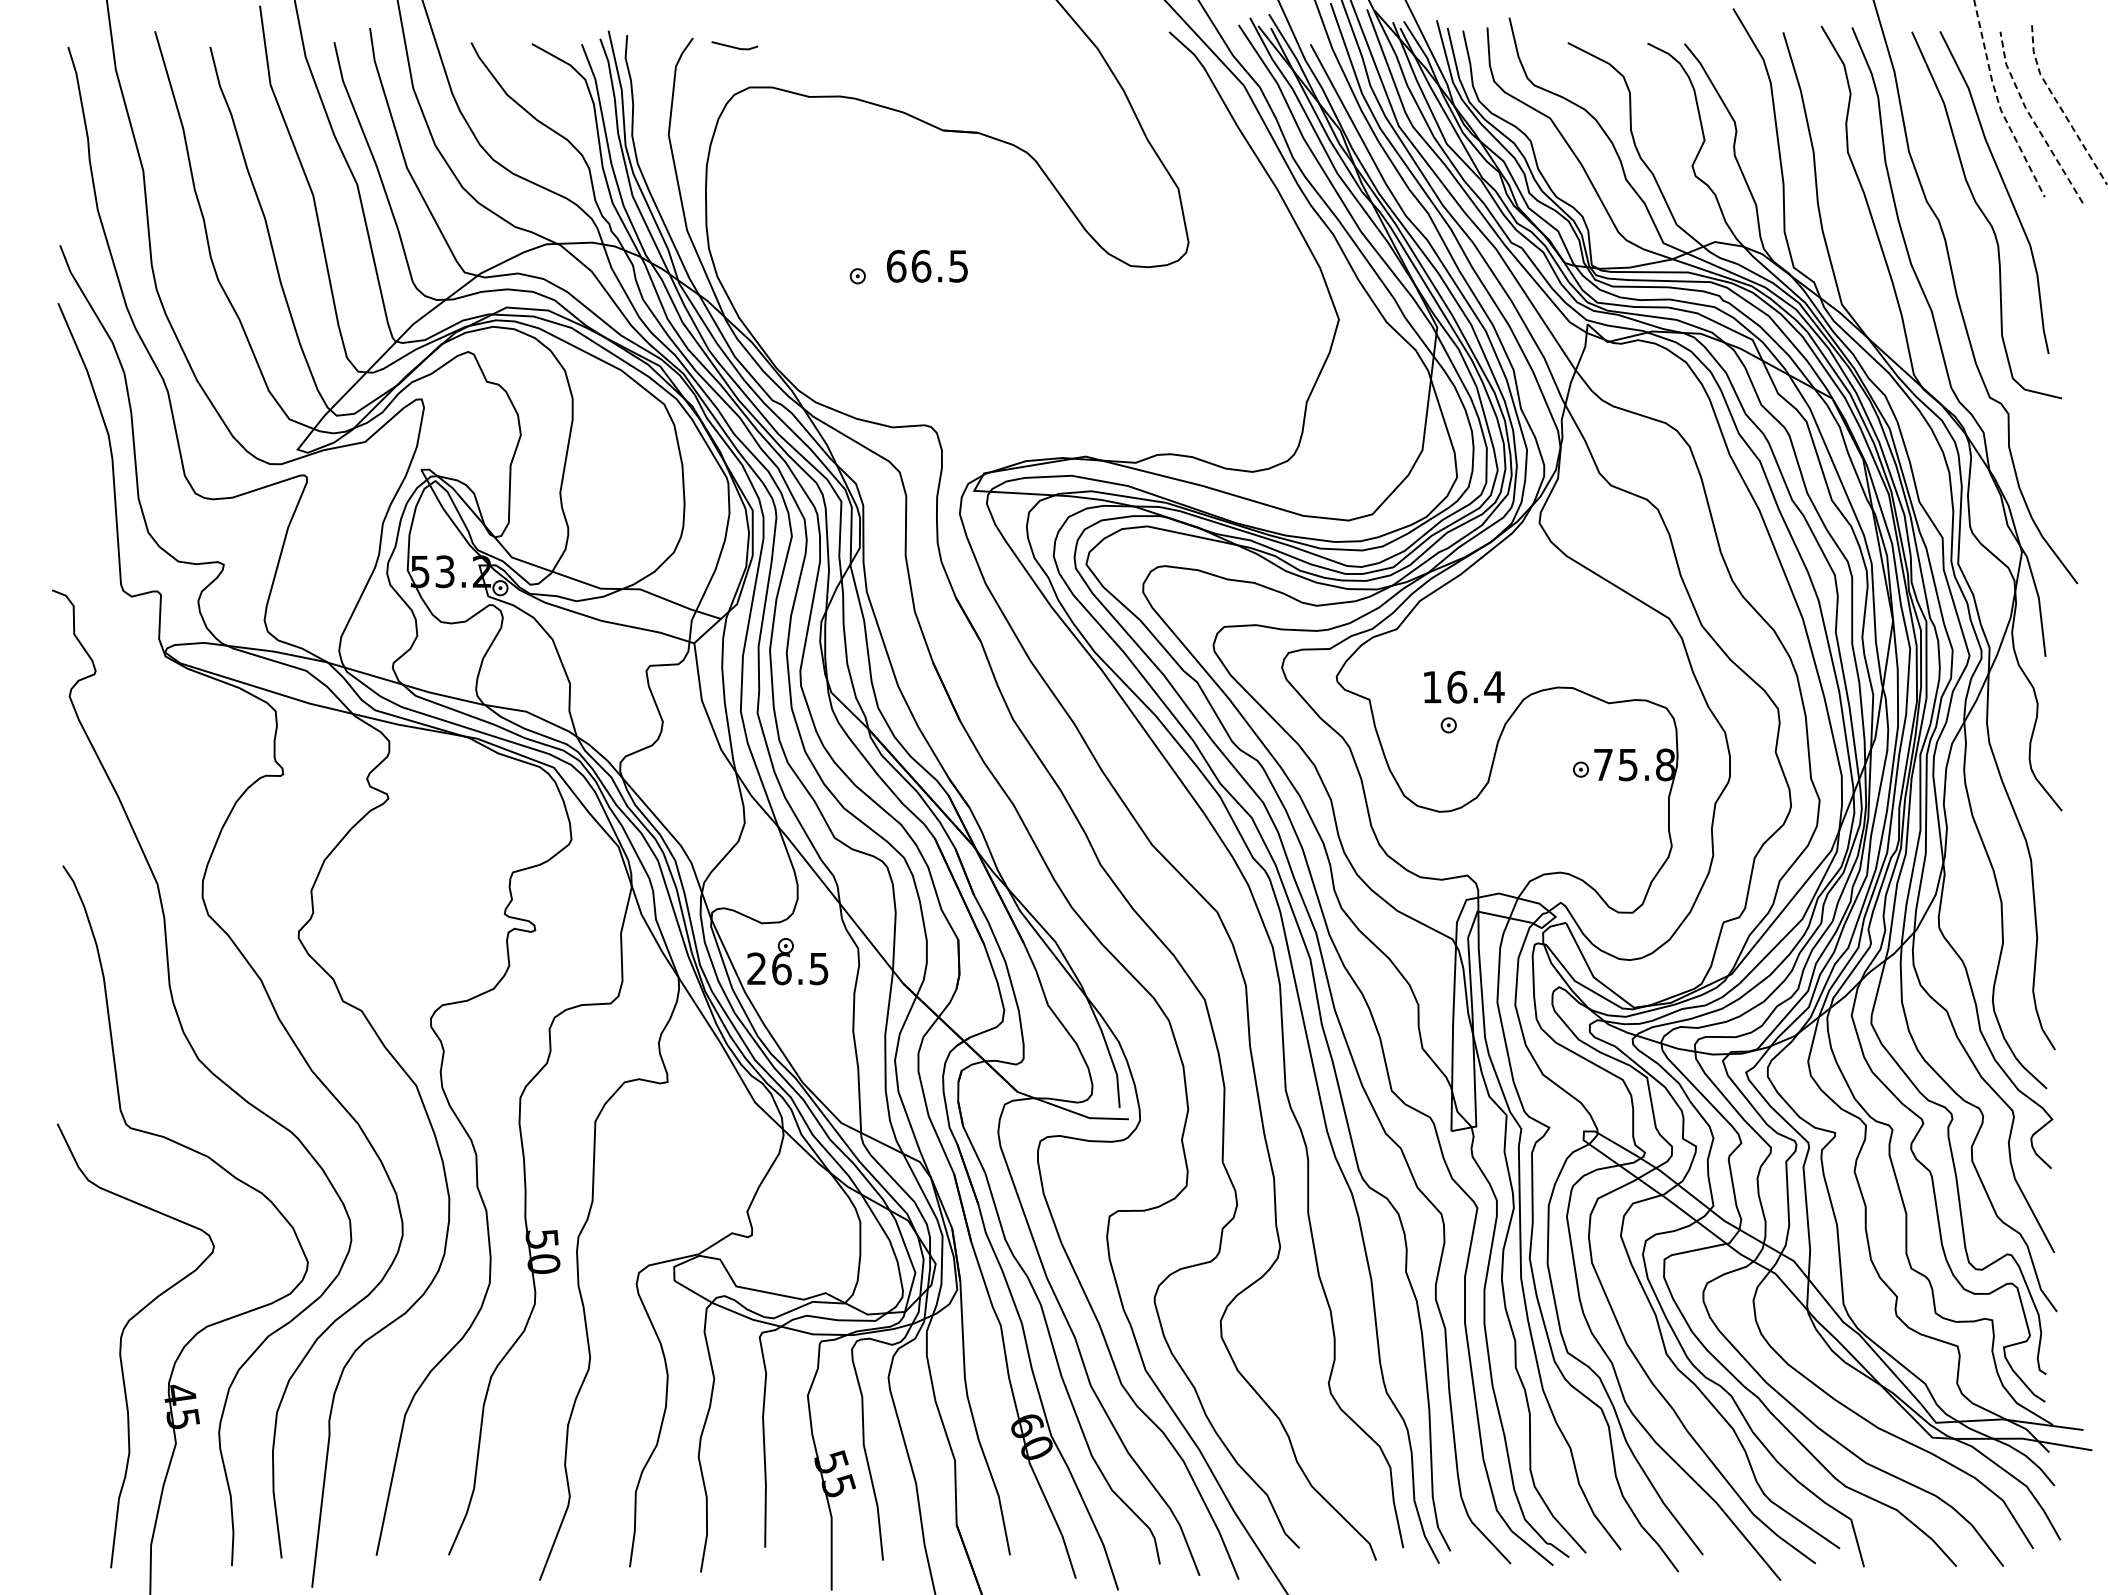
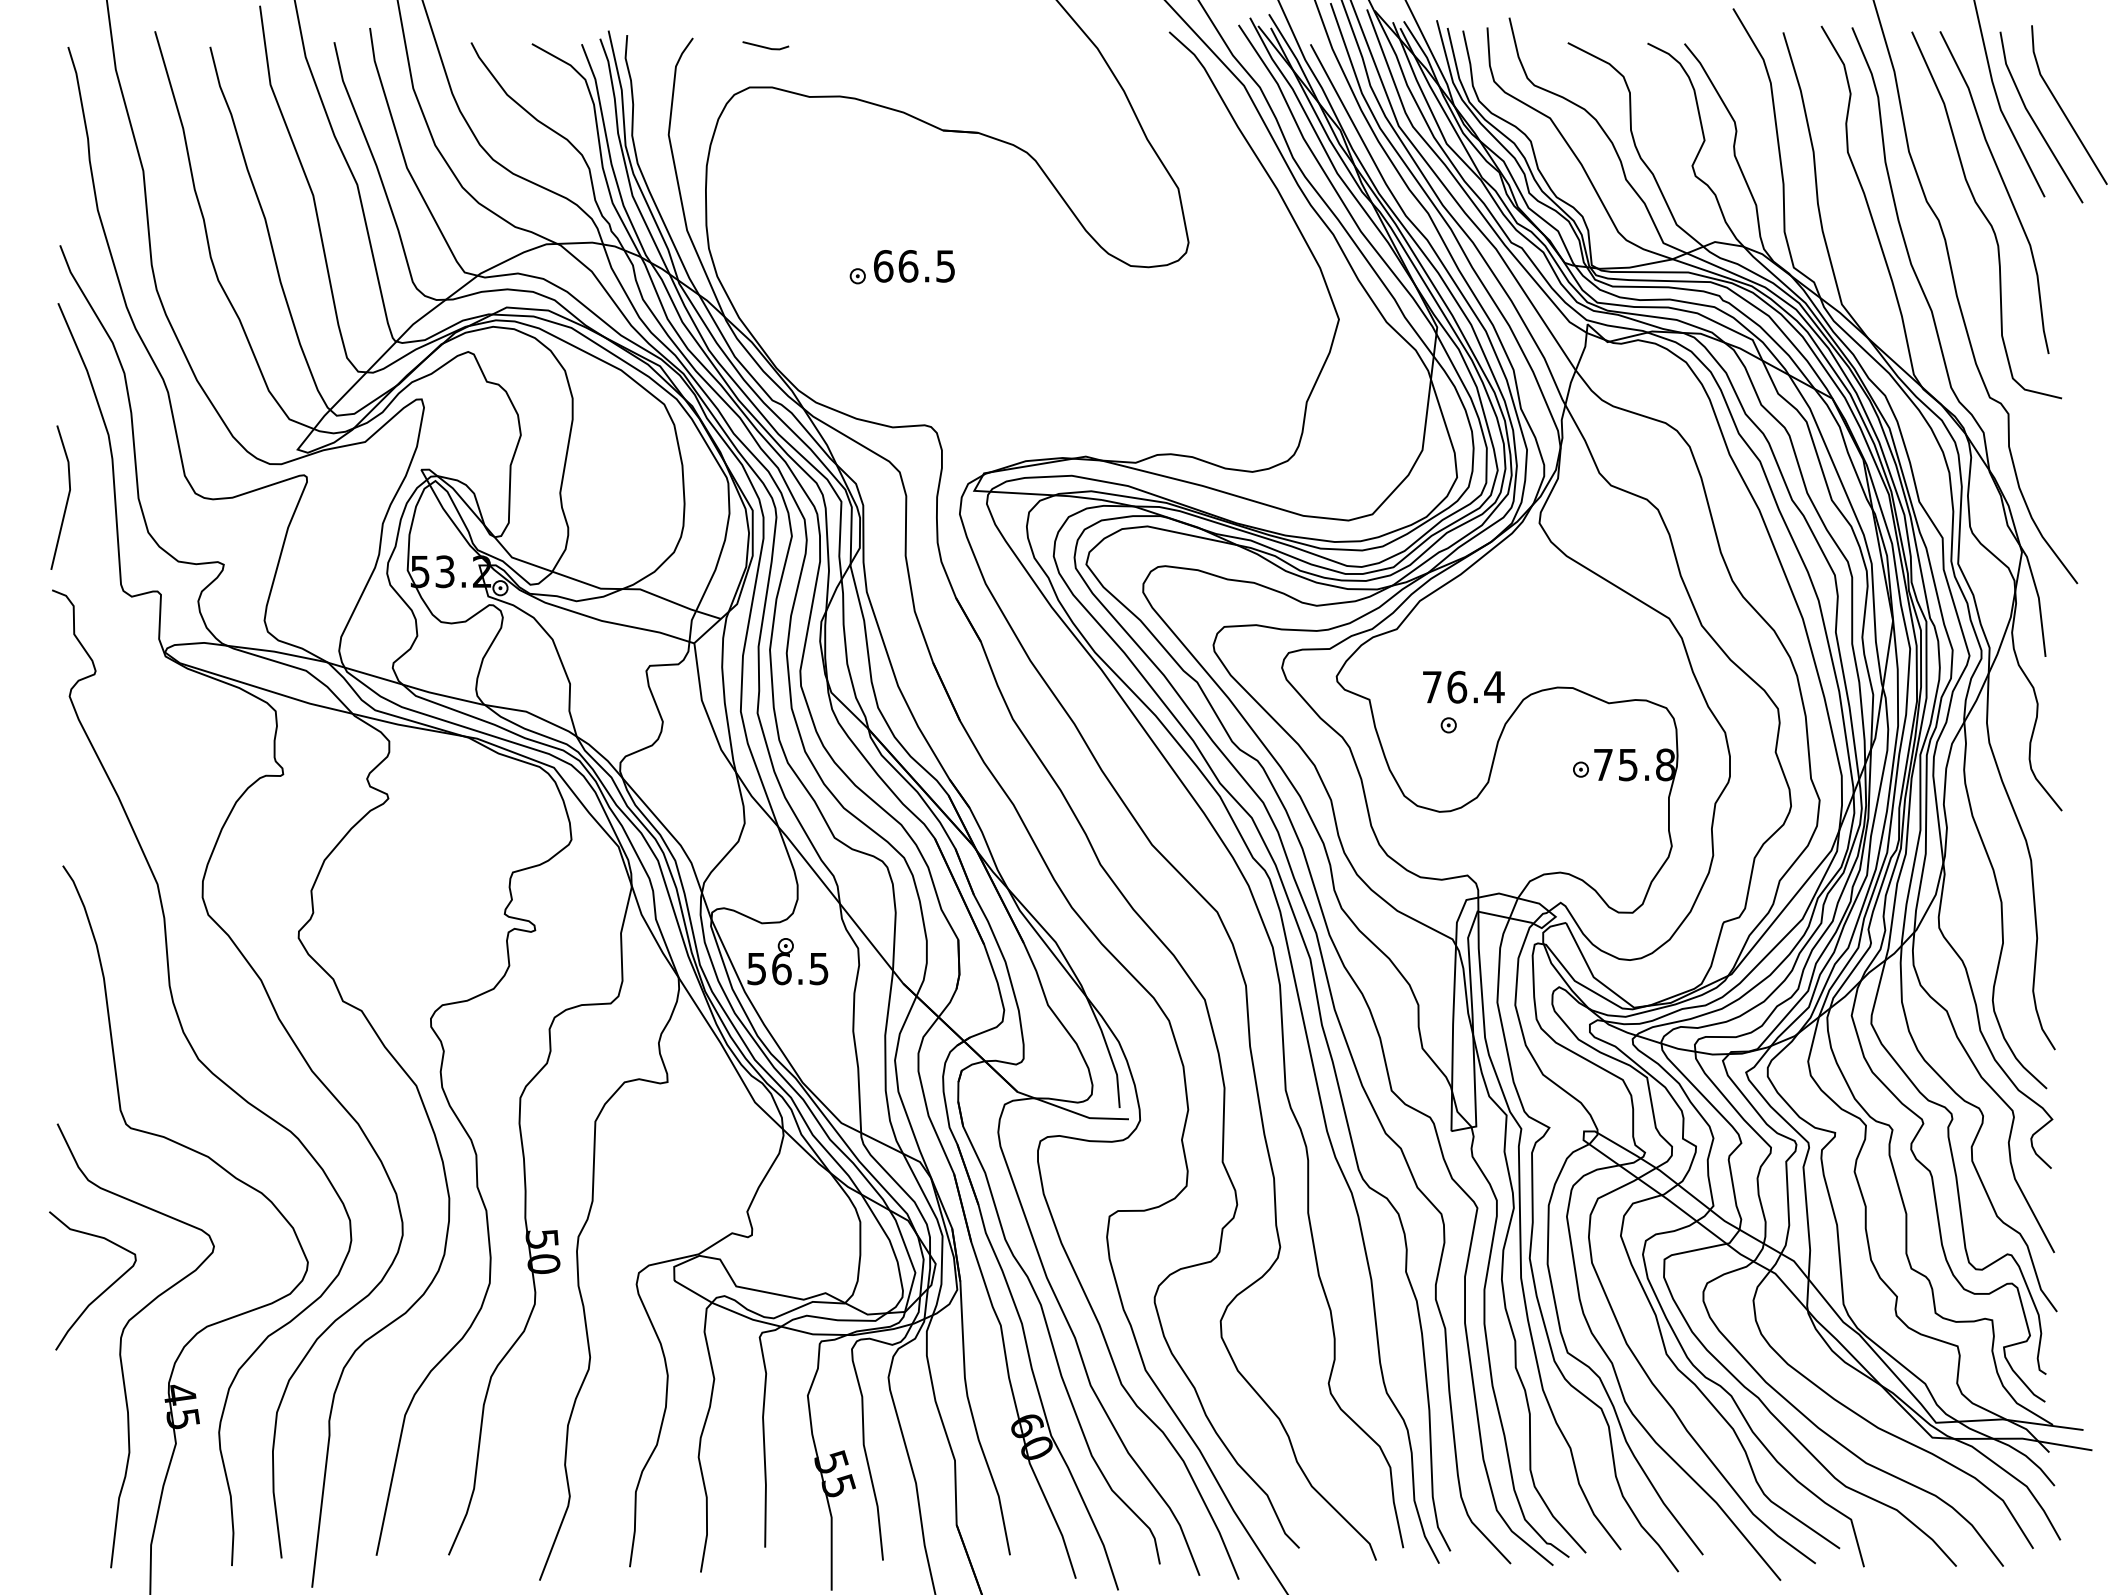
line position: (734, 46) -> (765, 46) (765, 46)
line: dashed -> solid (1998, 103)
line: dashed -> solid (2060, 107)
line: dashed -> solid (2032, 119)
text position: (927, 266) -> (914, 266) (914, 266)
line: none -> present (66, 500)
text: 16.4 -> 76.4 (1432, 687)
text: 26.5 -> 56.5 (756, 968)
curve: none -> present (101, 1292)
